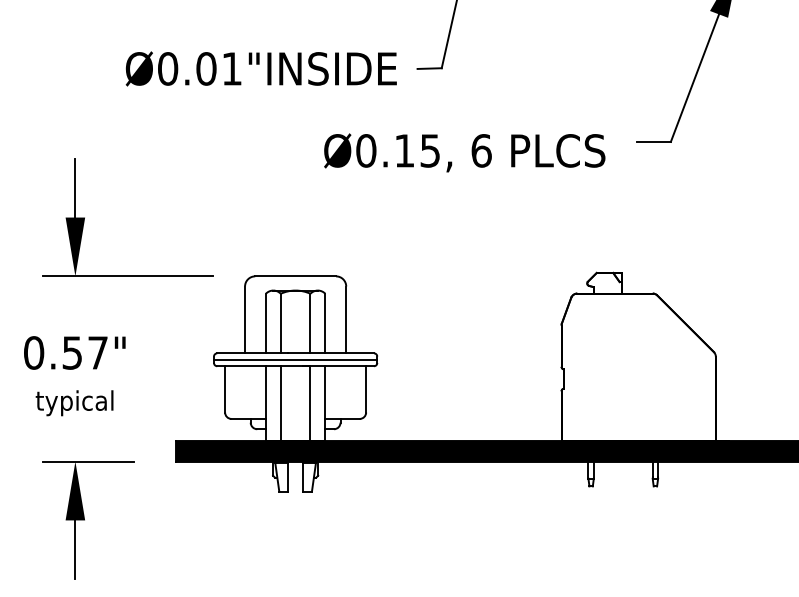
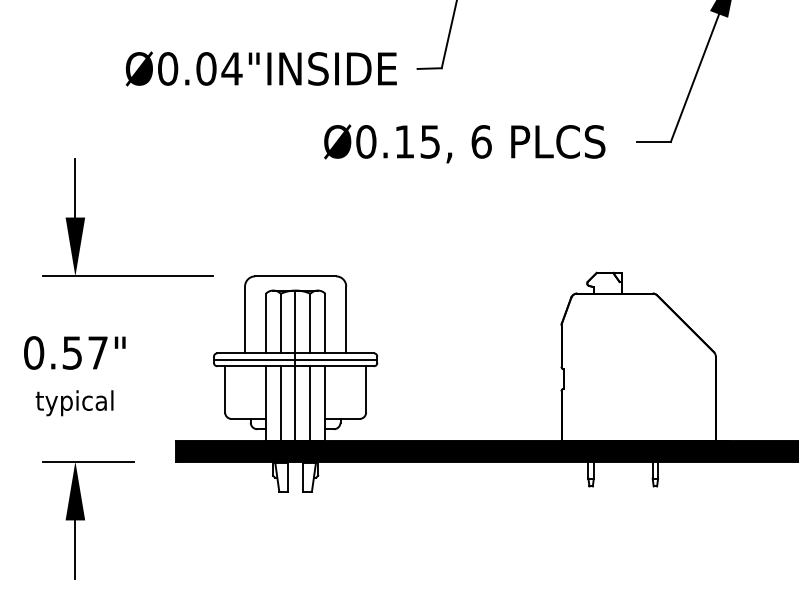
text: Ø0.01"INSIDE -> Ø0.04"INSIDE (231, 68)
text position: (464, 152) -> (464, 143) (464, 143)
line: none -> present (295, 366)
